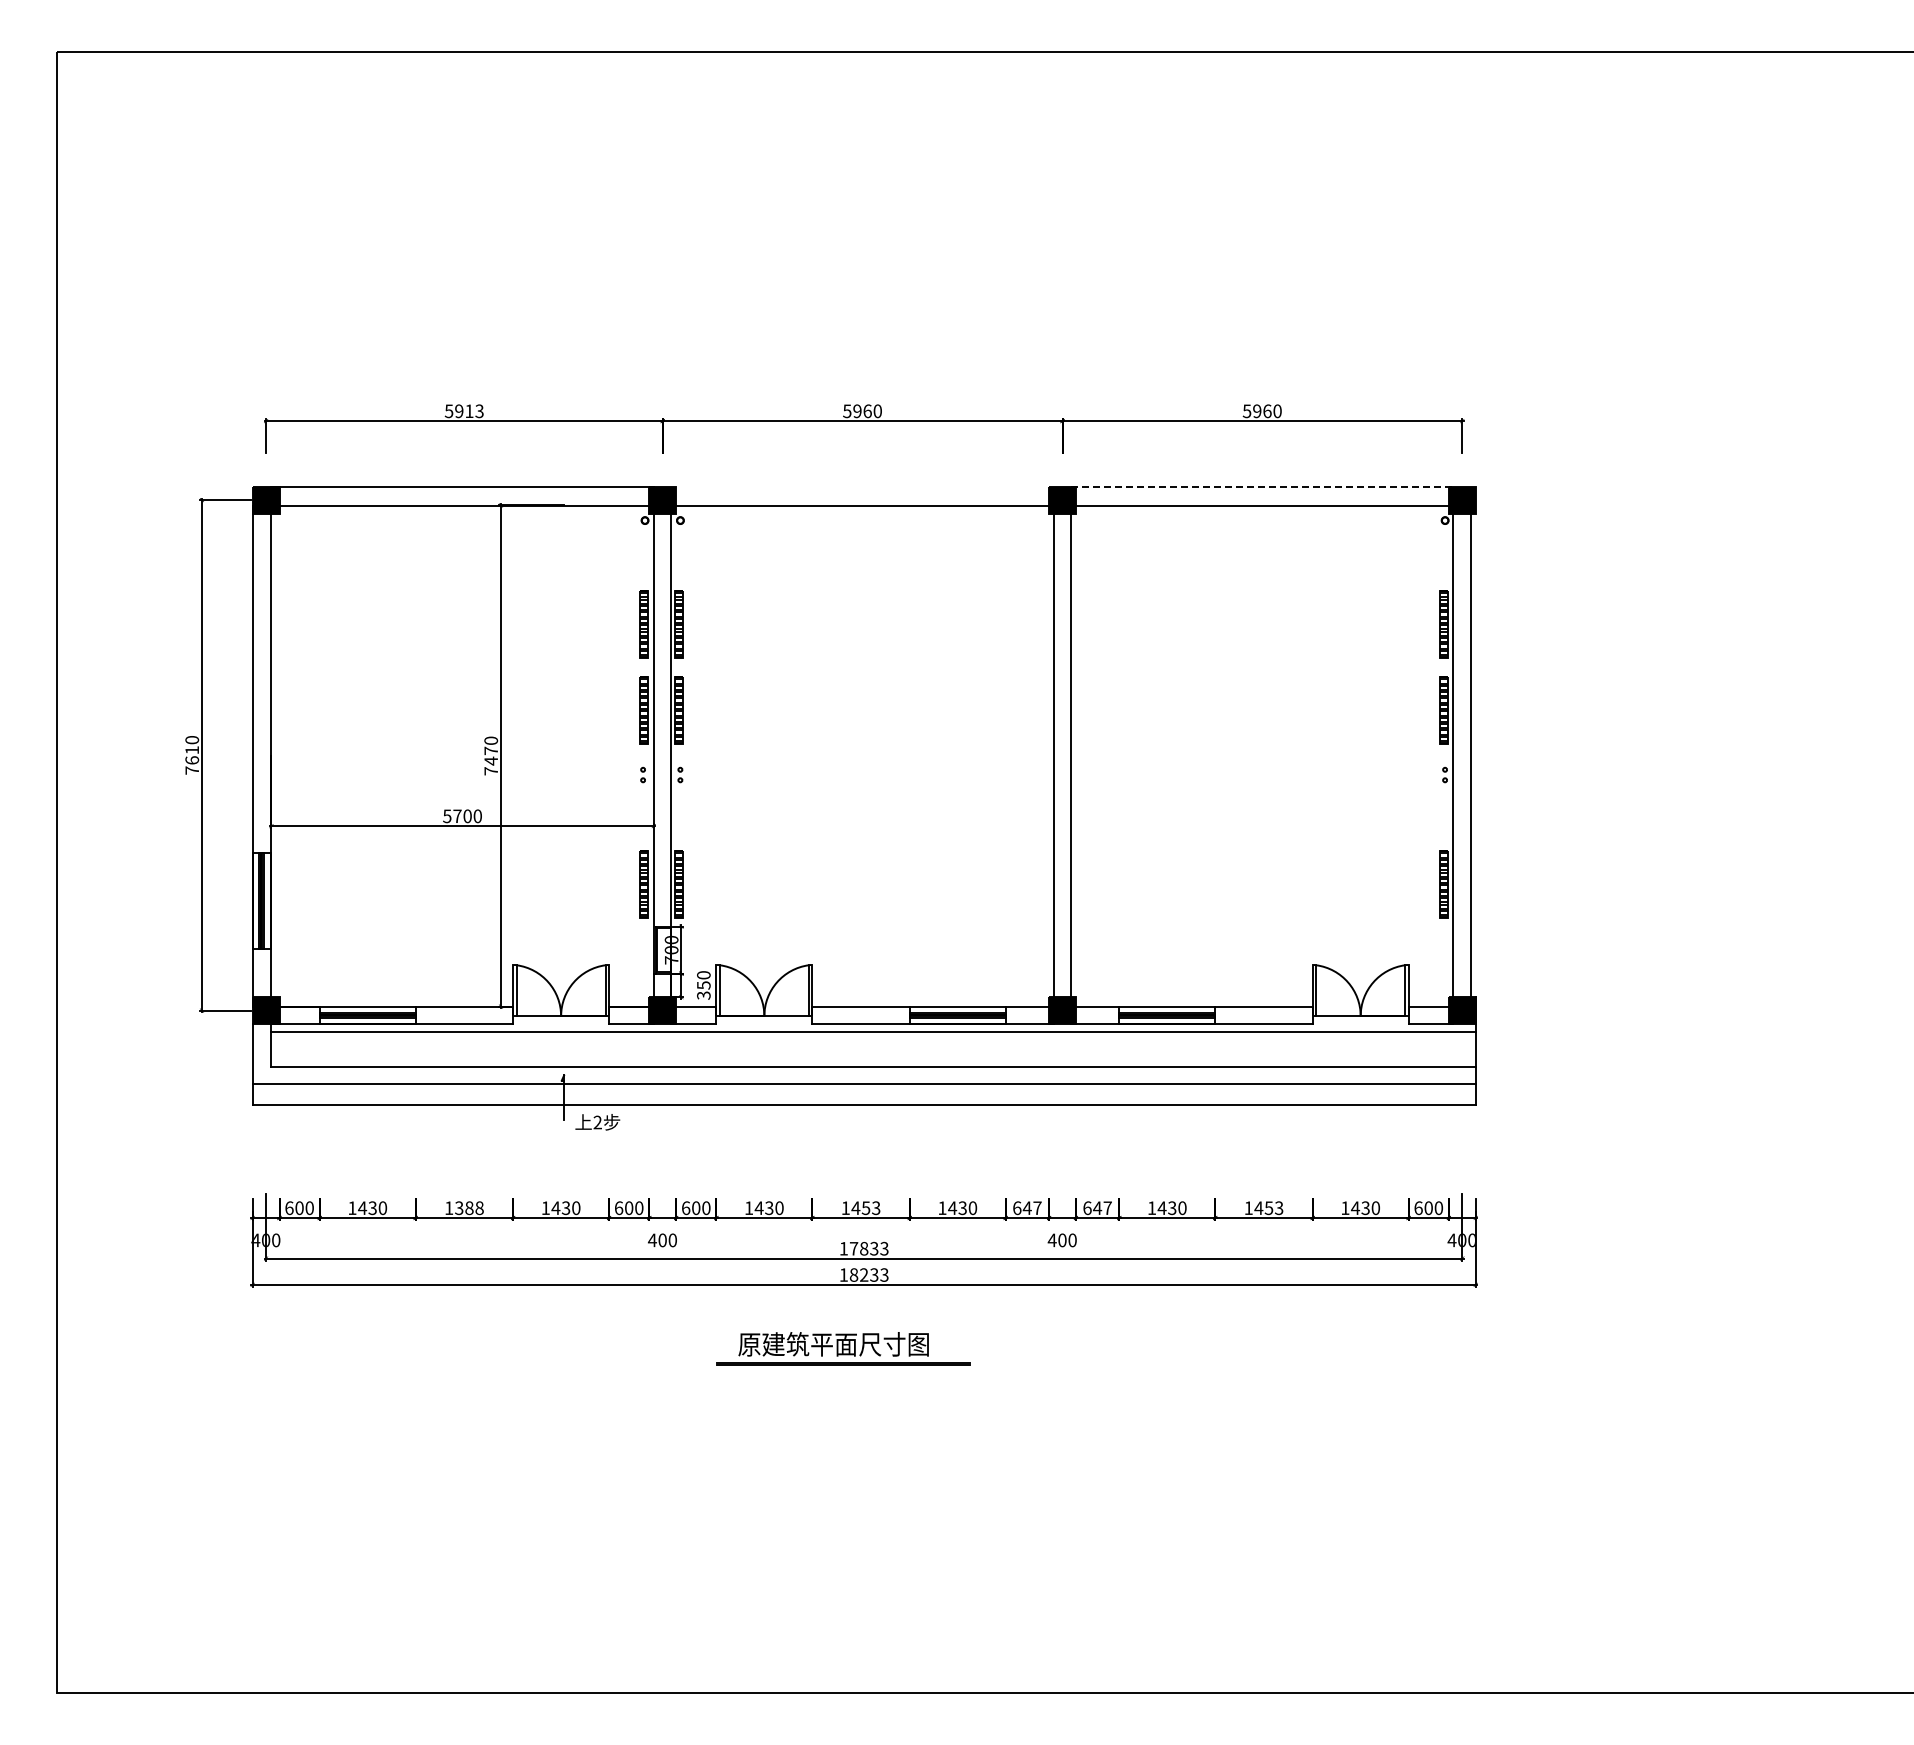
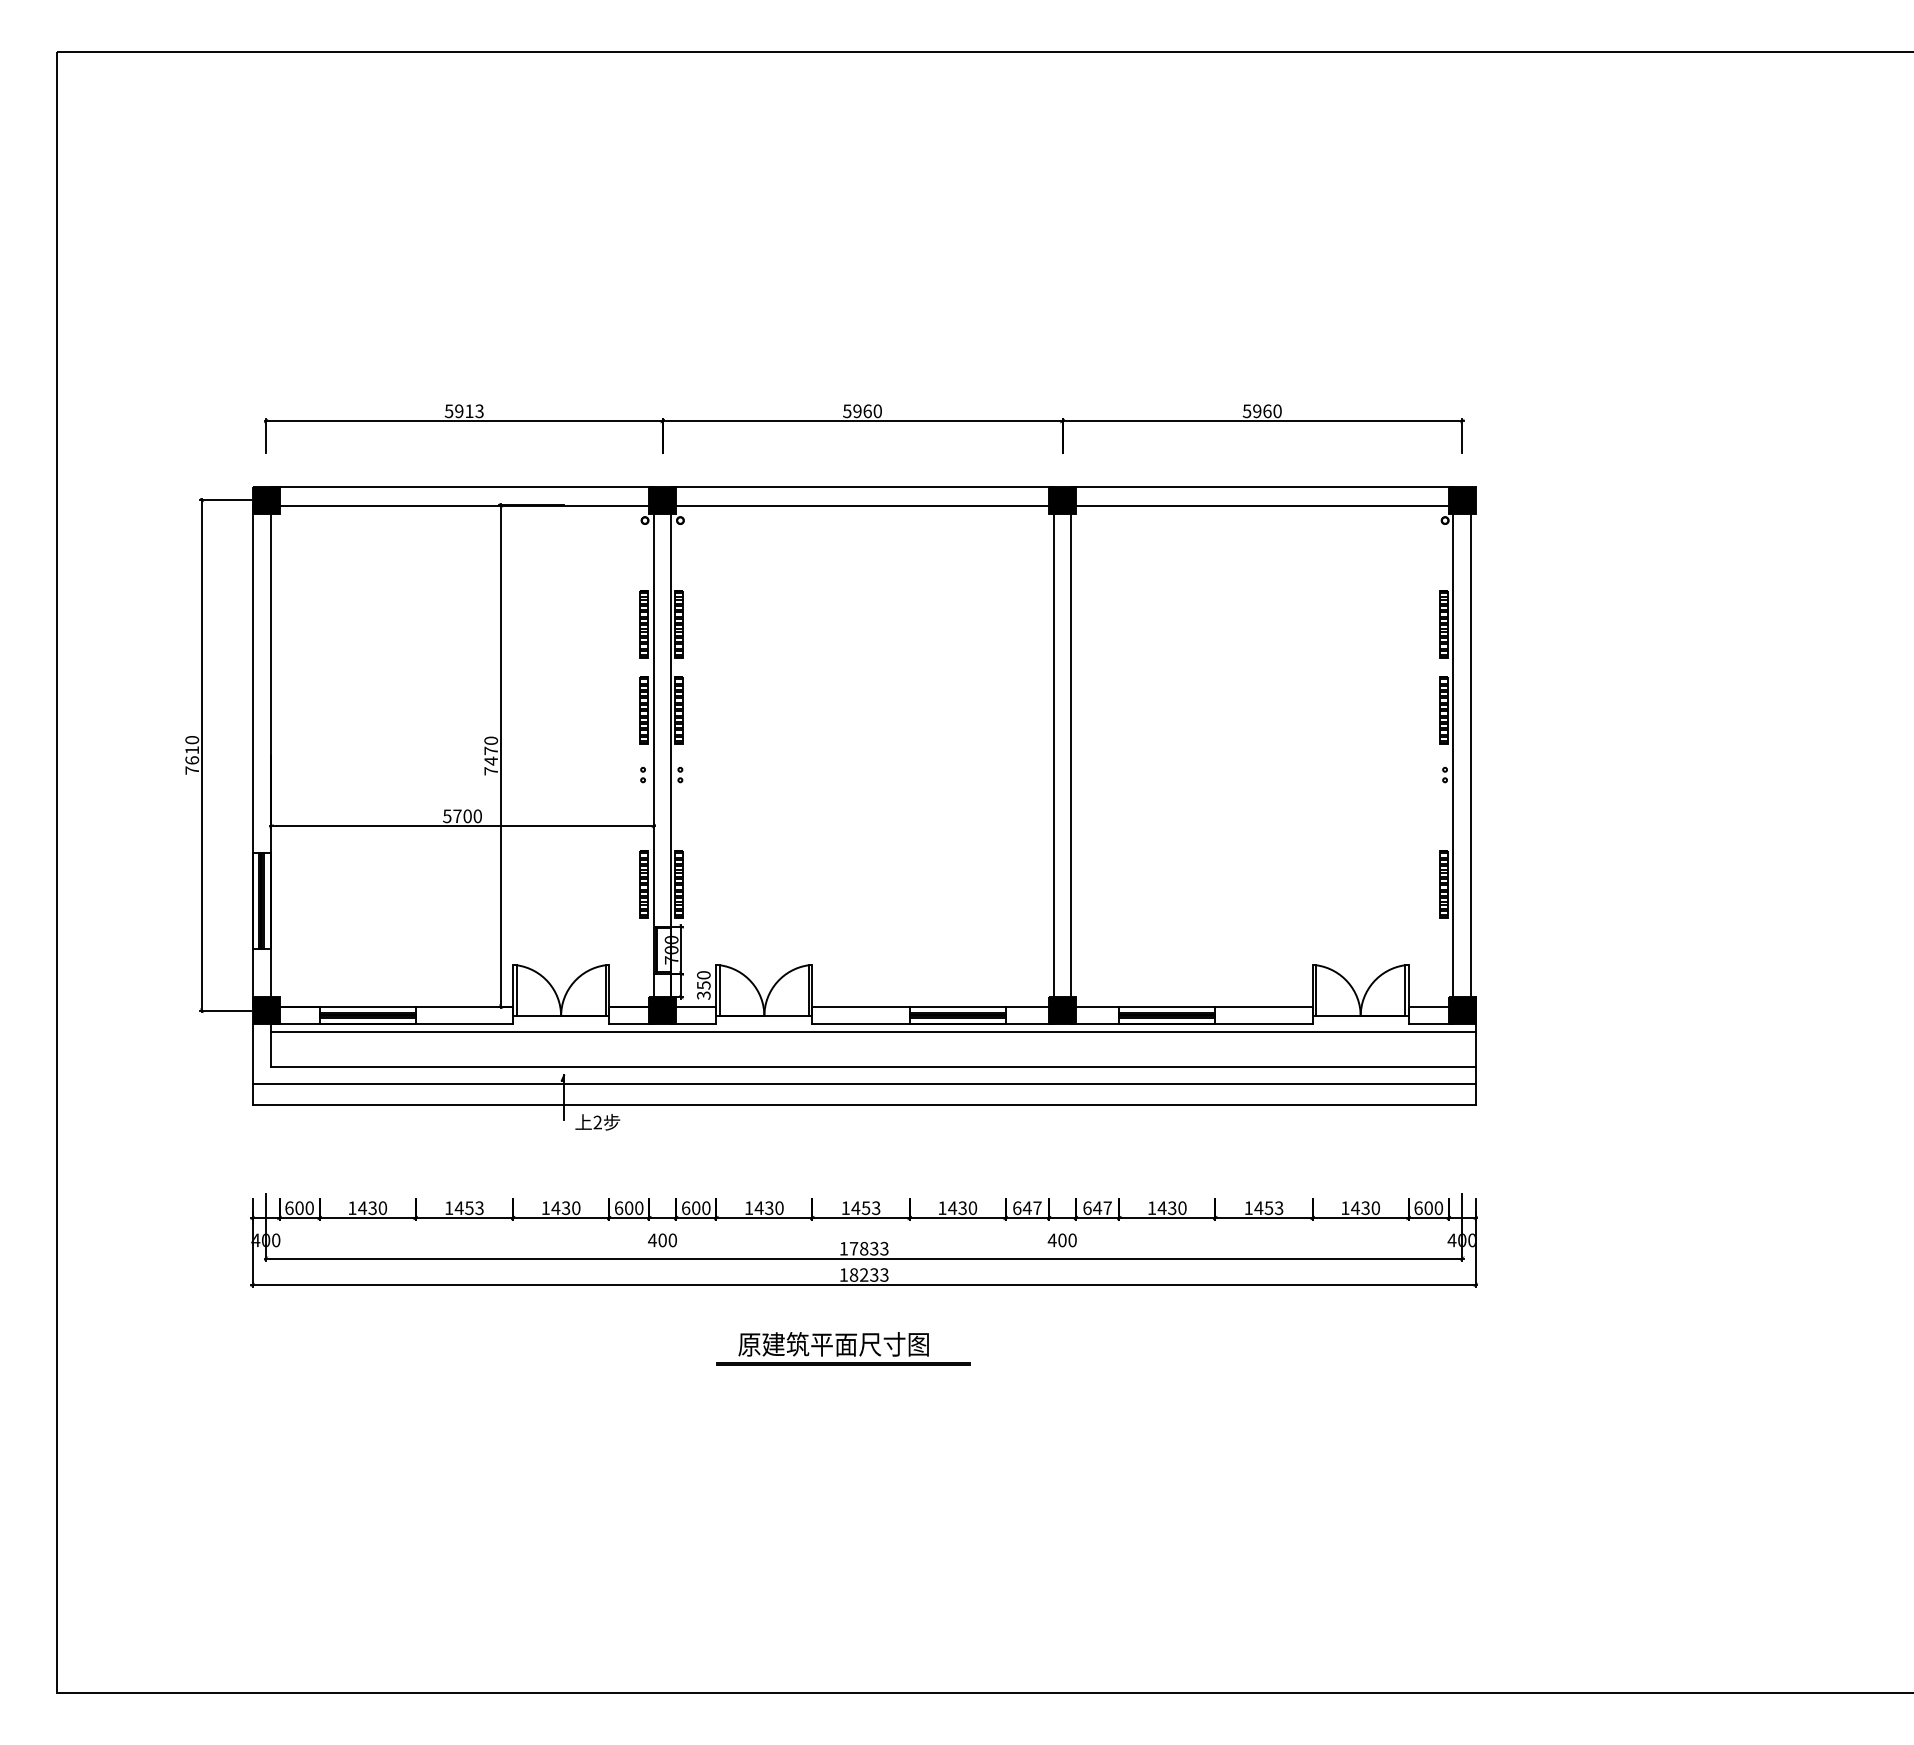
line: none -> present (862, 486)
line: dashed -> solid (1262, 486)
text: 1388 -> 1453 (468, 1208)
